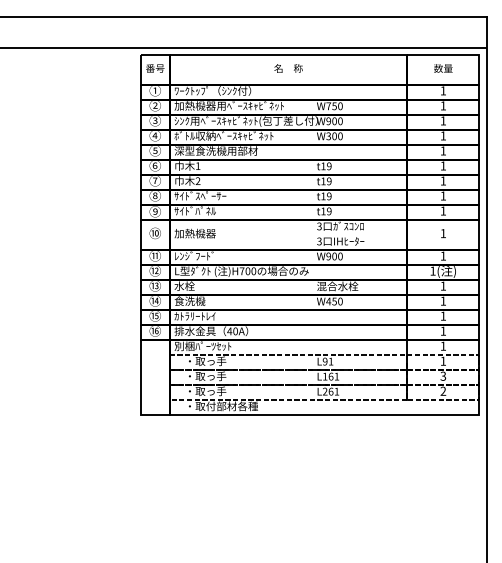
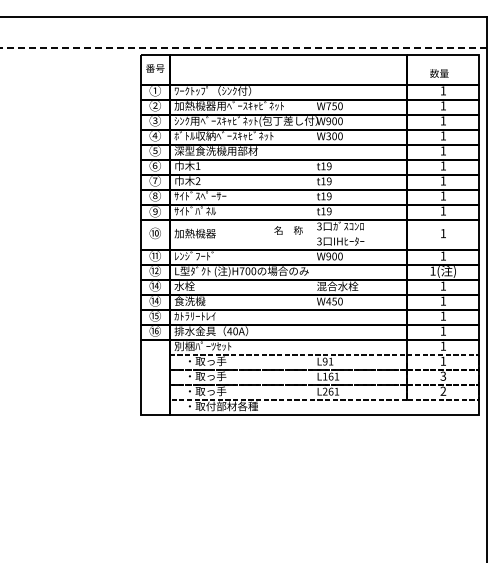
line: solid -> dashed (243, 47)
text position: (288, 68) -> (288, 230) (288, 230)
text position: (443, 68) -> (439, 73) (439, 73)
text: ⑬ -> ⑭ (156, 285)
